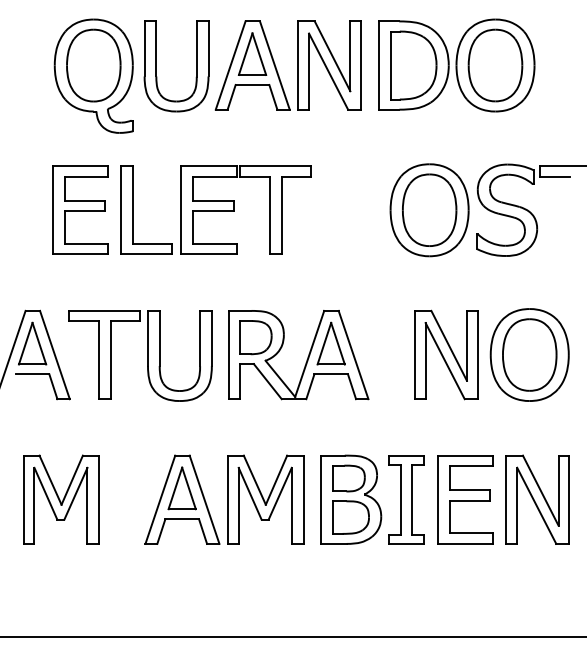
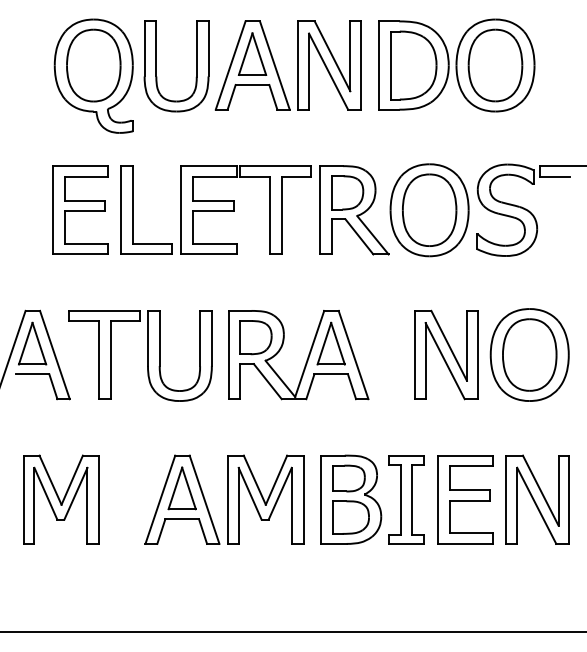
part: none -> present (354, 210)
line position: (292, 637) -> (292, 632) (292, 632)
